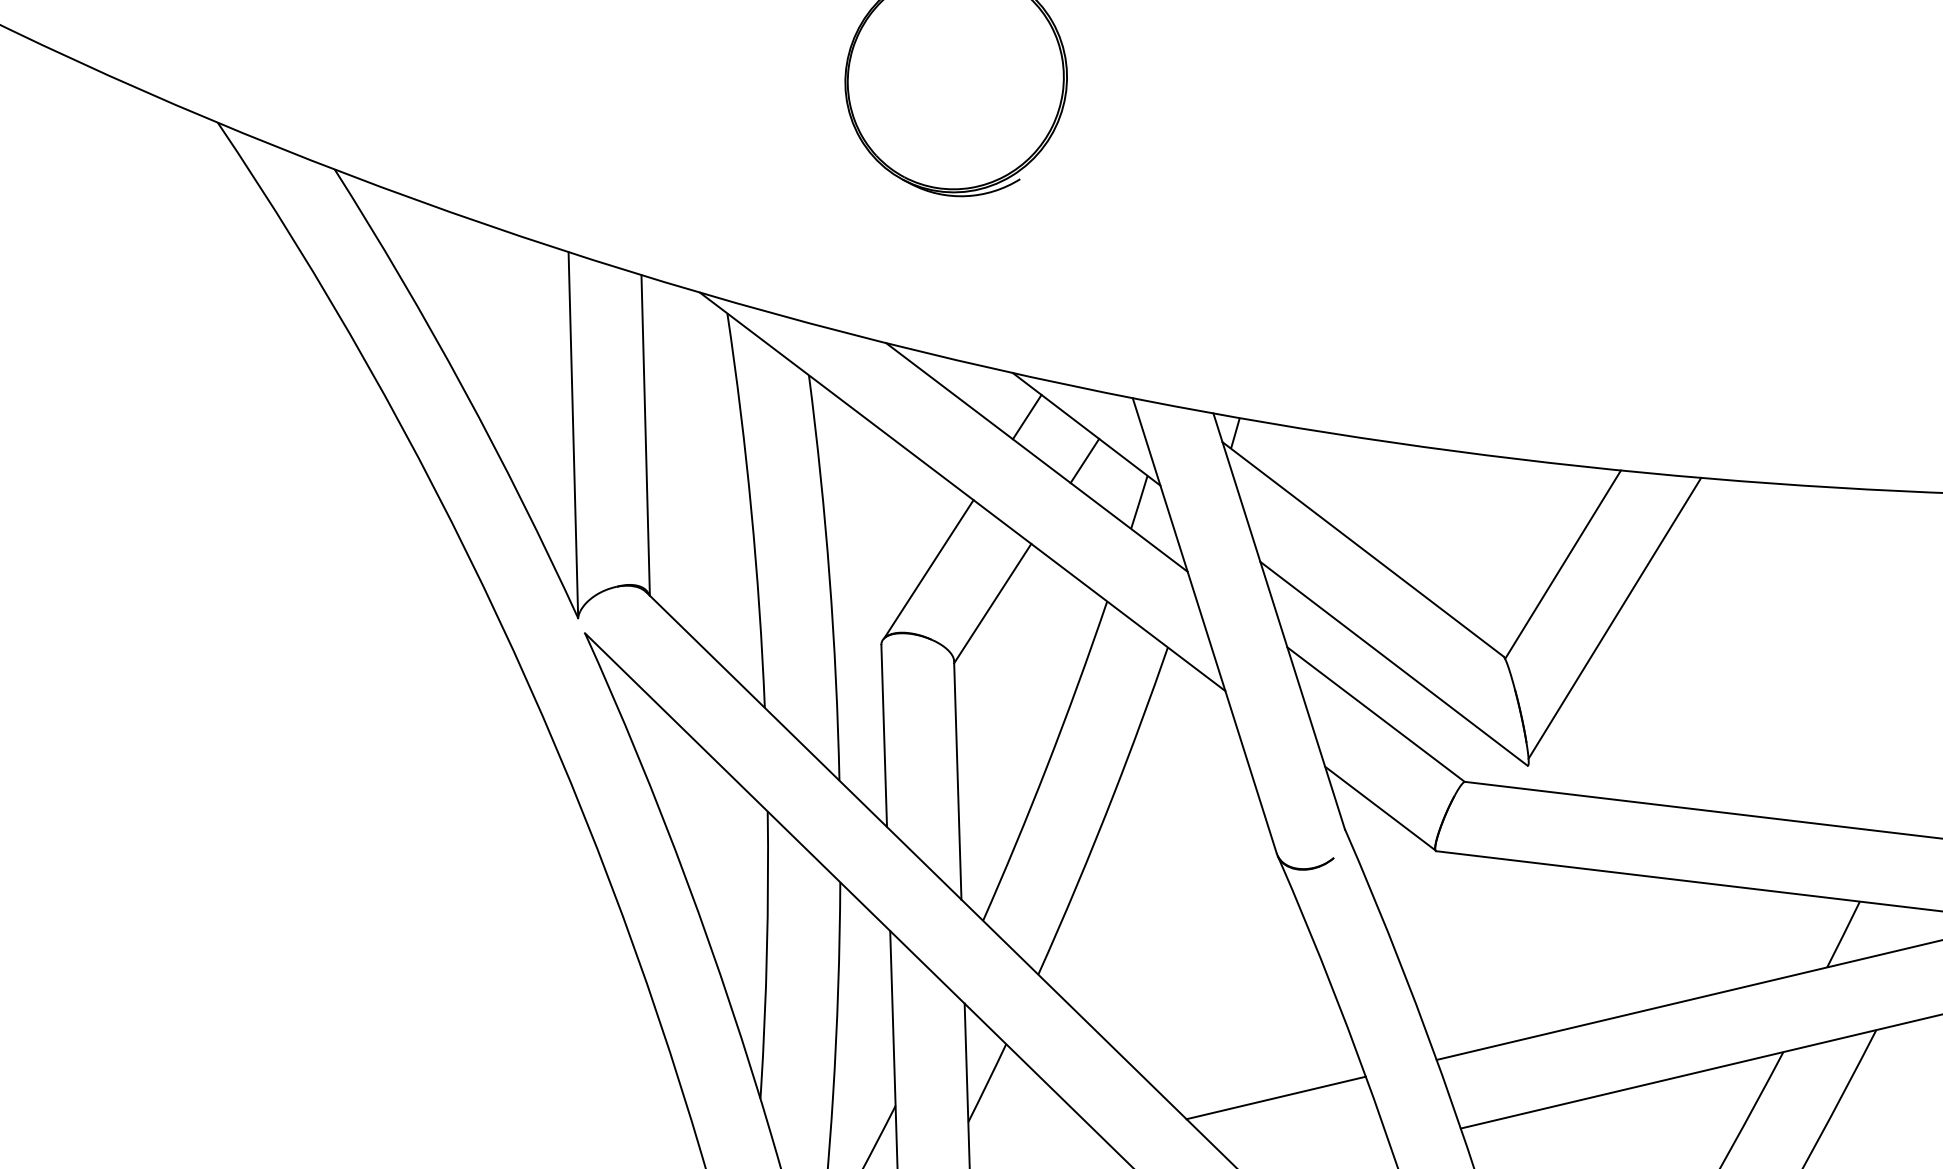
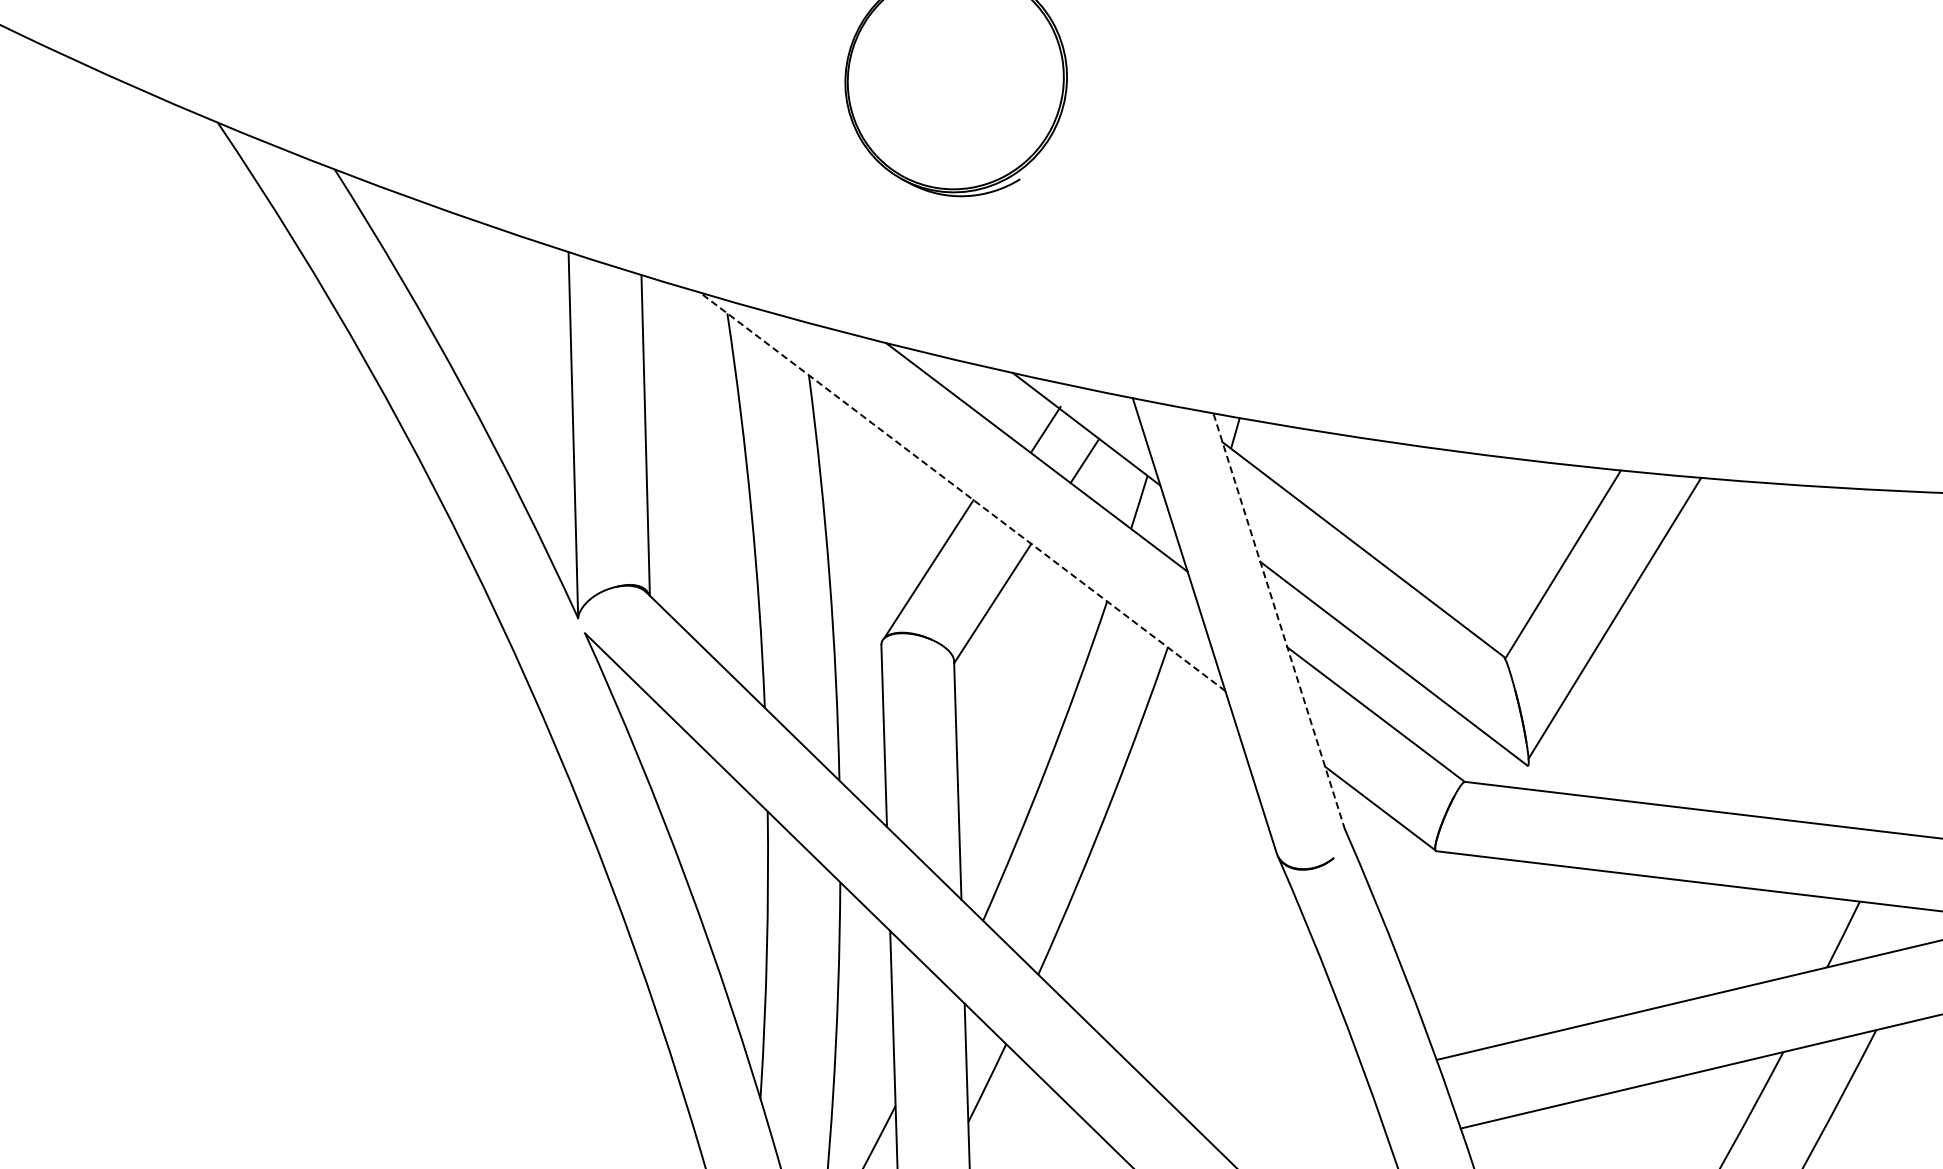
line position: (1026, 416) -> (1045, 428) (1045, 428)
line: solid -> dashed (962, 491)
line: solid -> dashed (1279, 621)
line: present -> none (1275, 1097)
